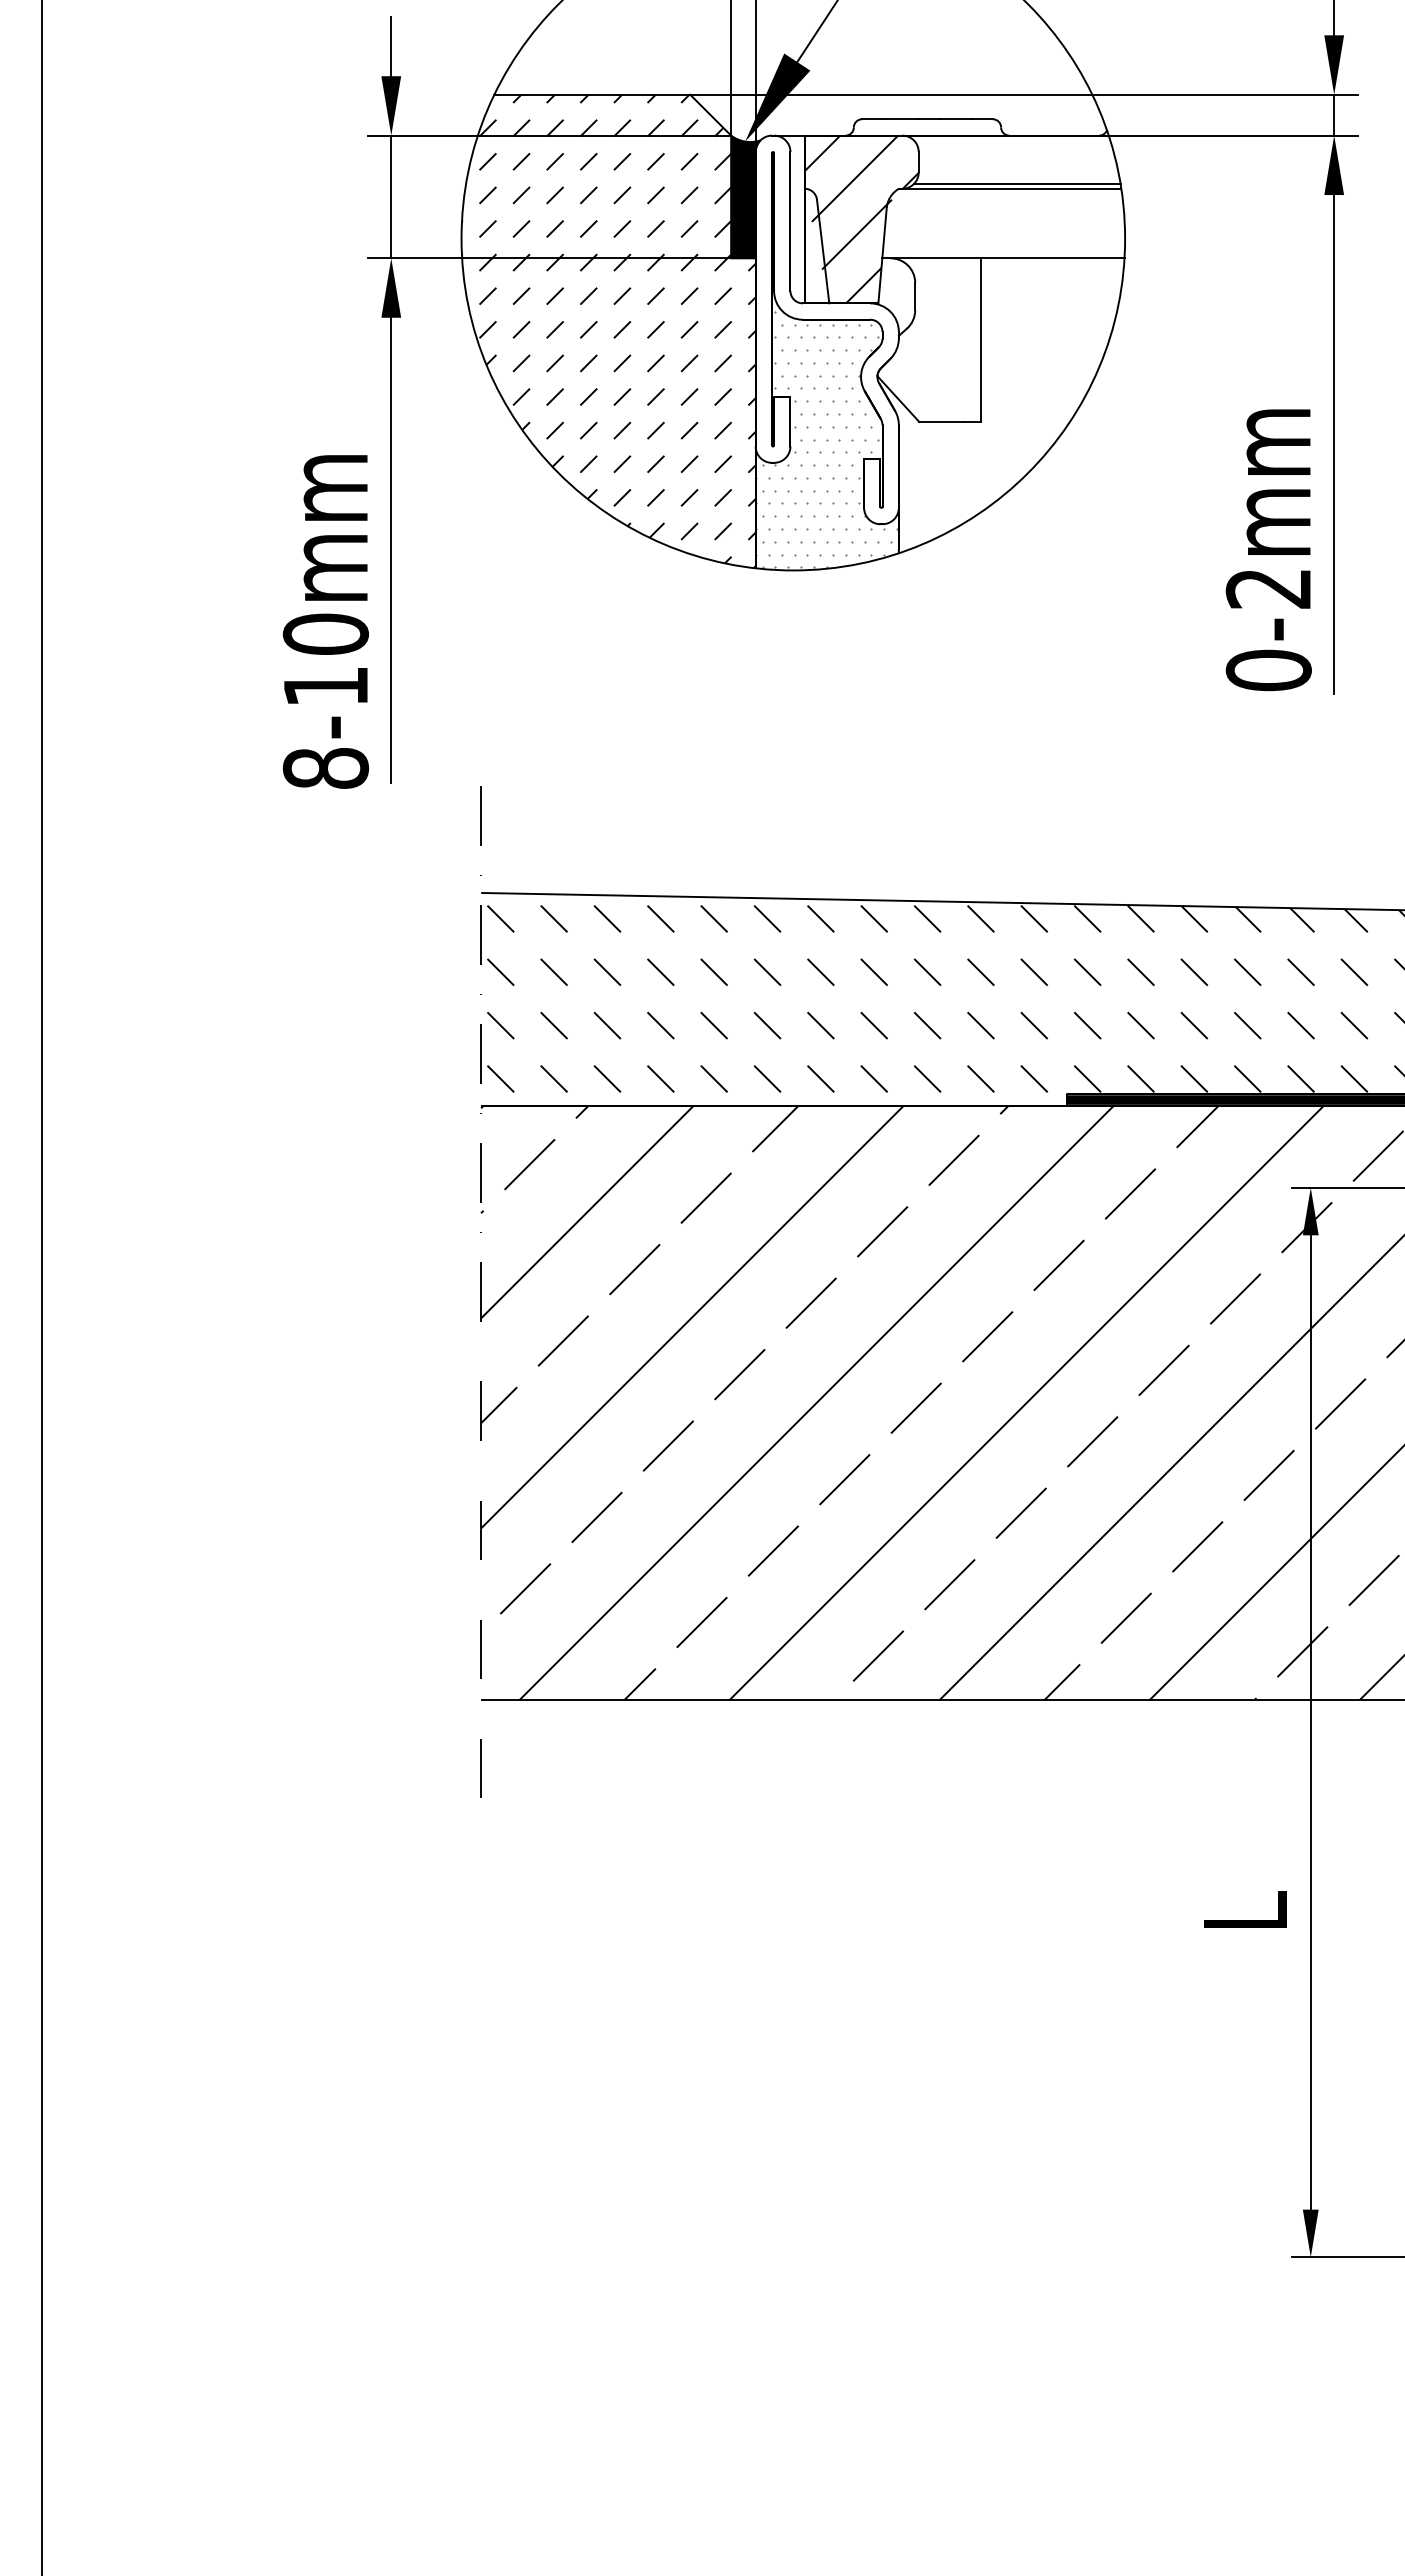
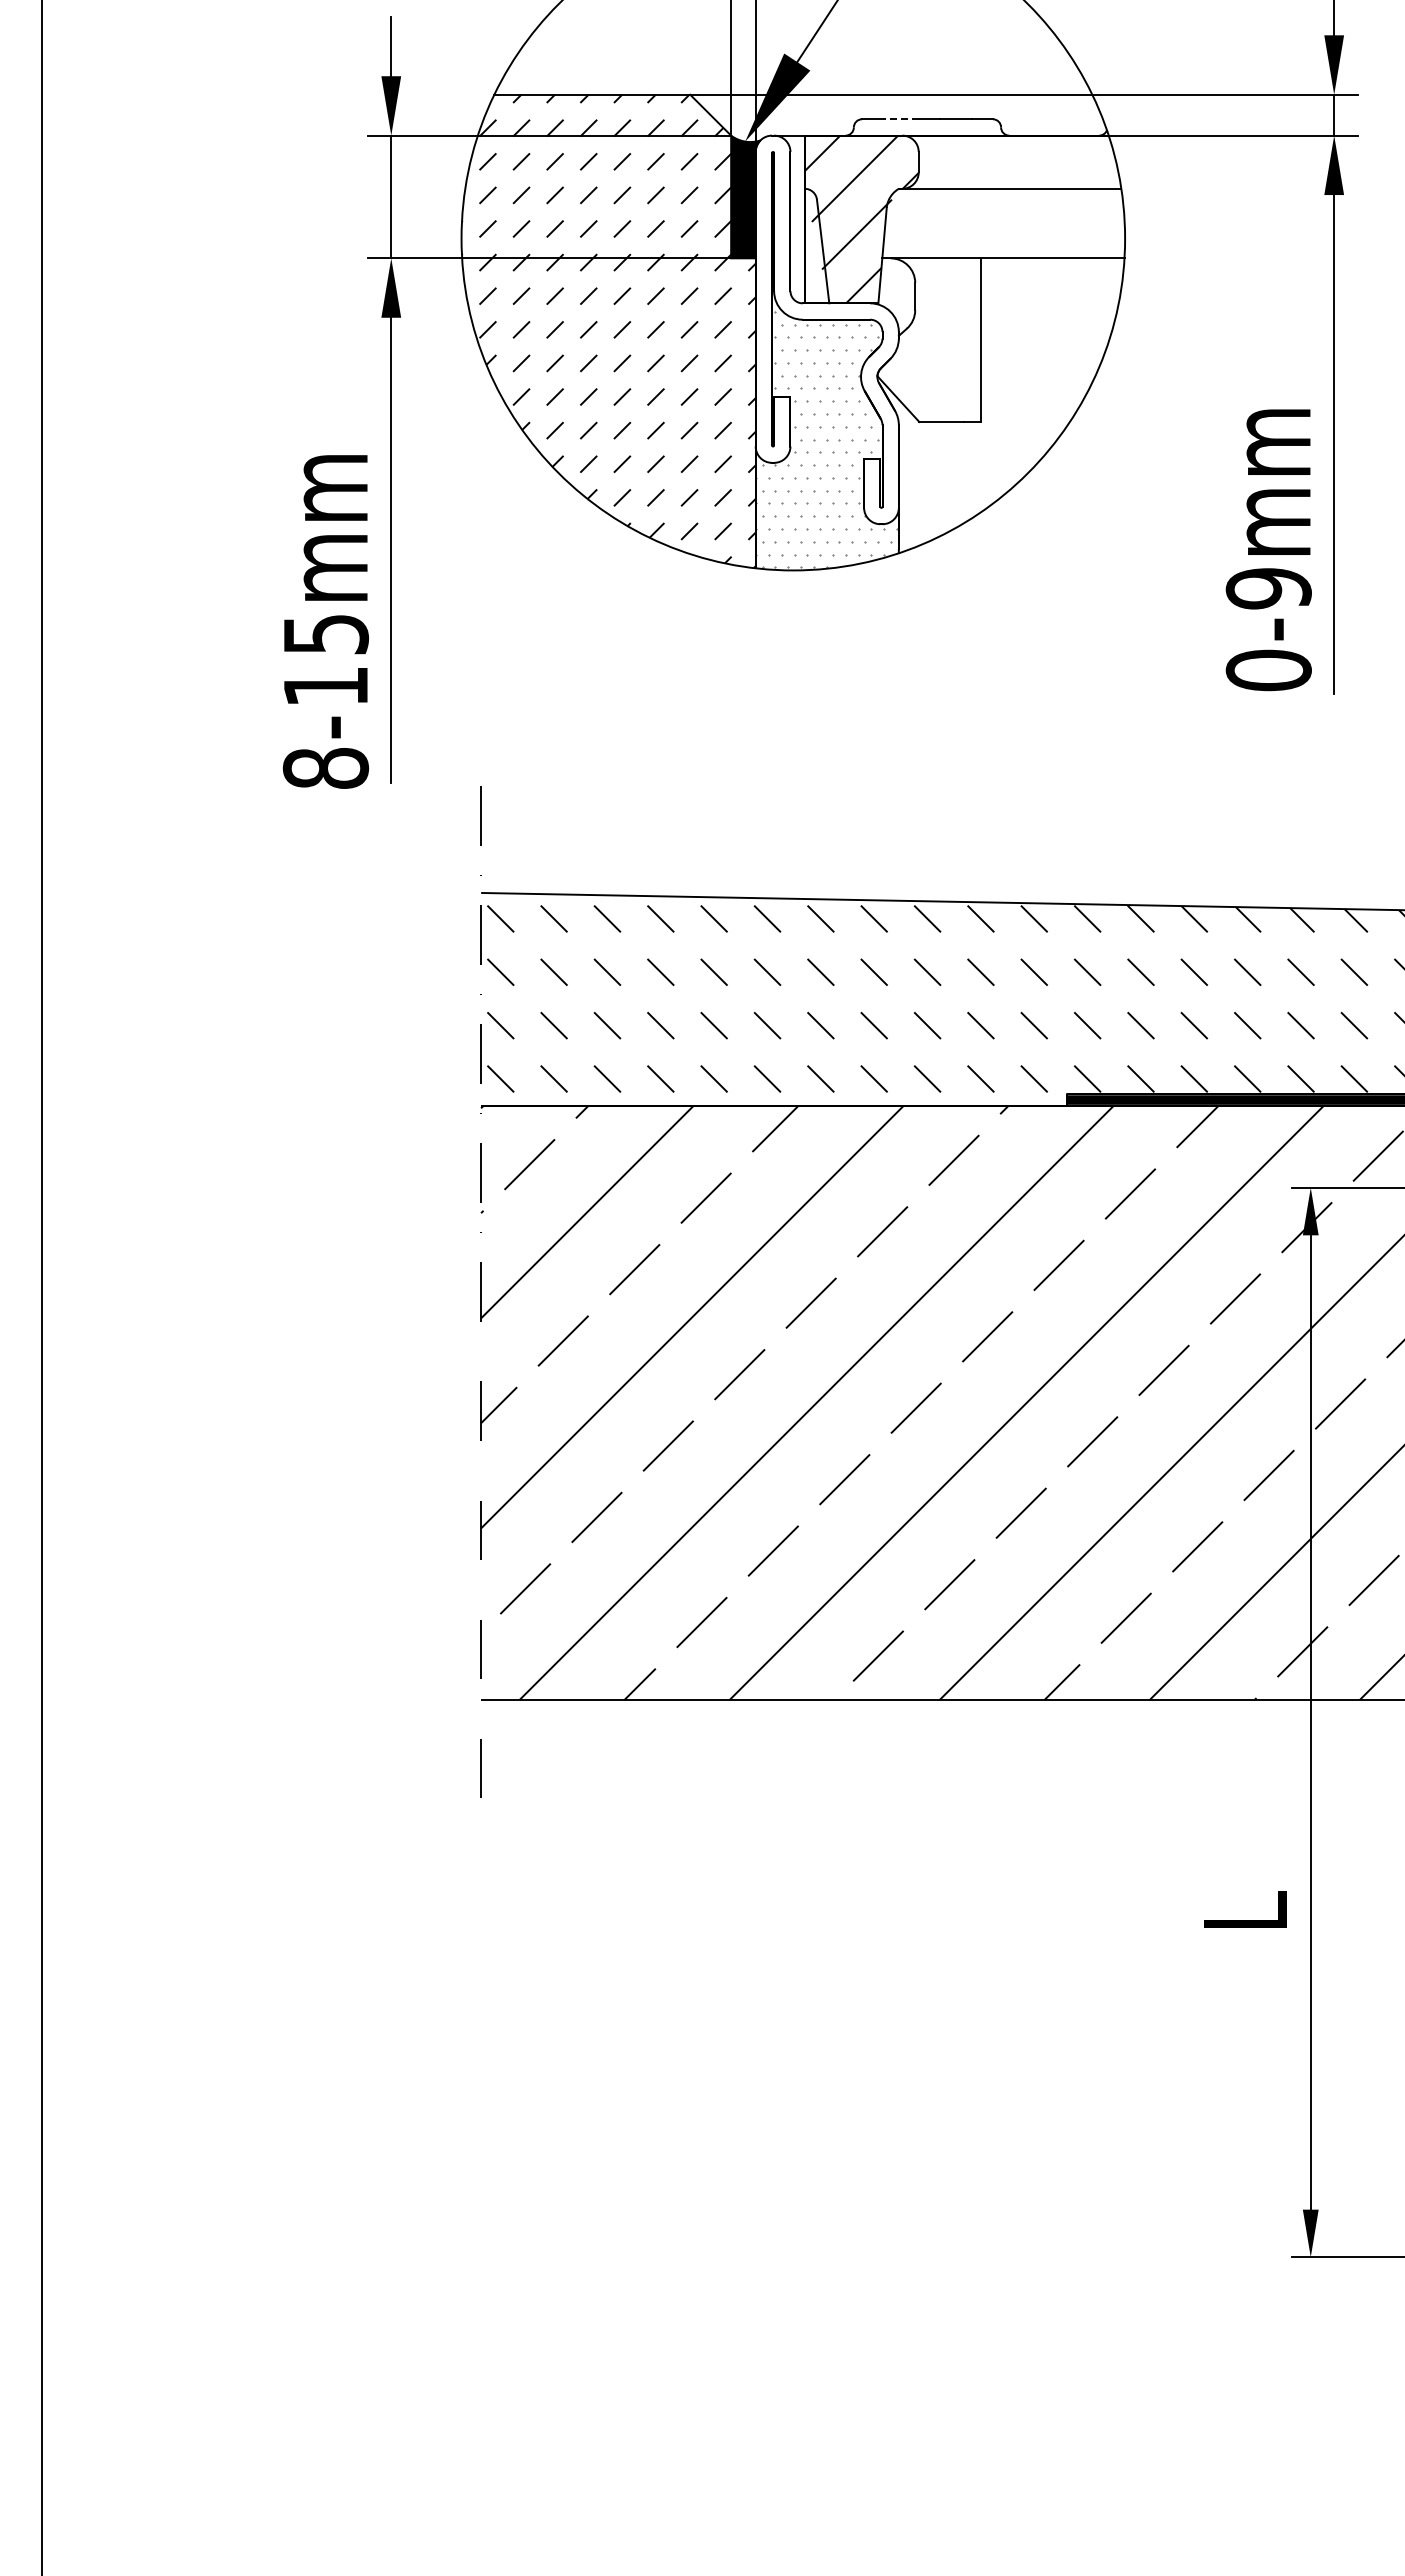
line: solid -> dashed (900, 119)
line: present -> none (1016, 184)
text: 0-2mm -> 0-9mm (1268, 588)
text: 8-10mm -> 8-15mm (325, 633)
